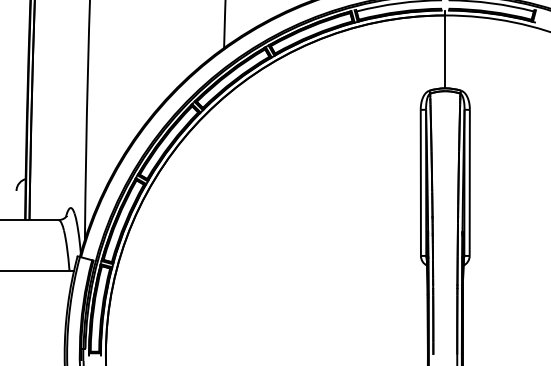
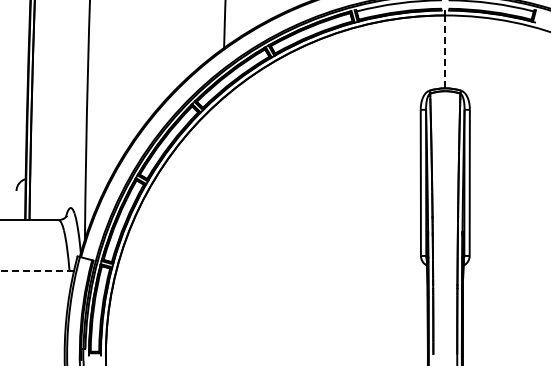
line: solid -> dashed (445, 51)
line: solid -> dashed (37, 270)
